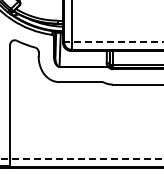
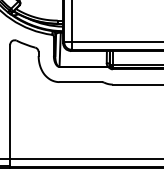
line: dashed -> solid (113, 42)
line: dashed -> solid (82, 159)
